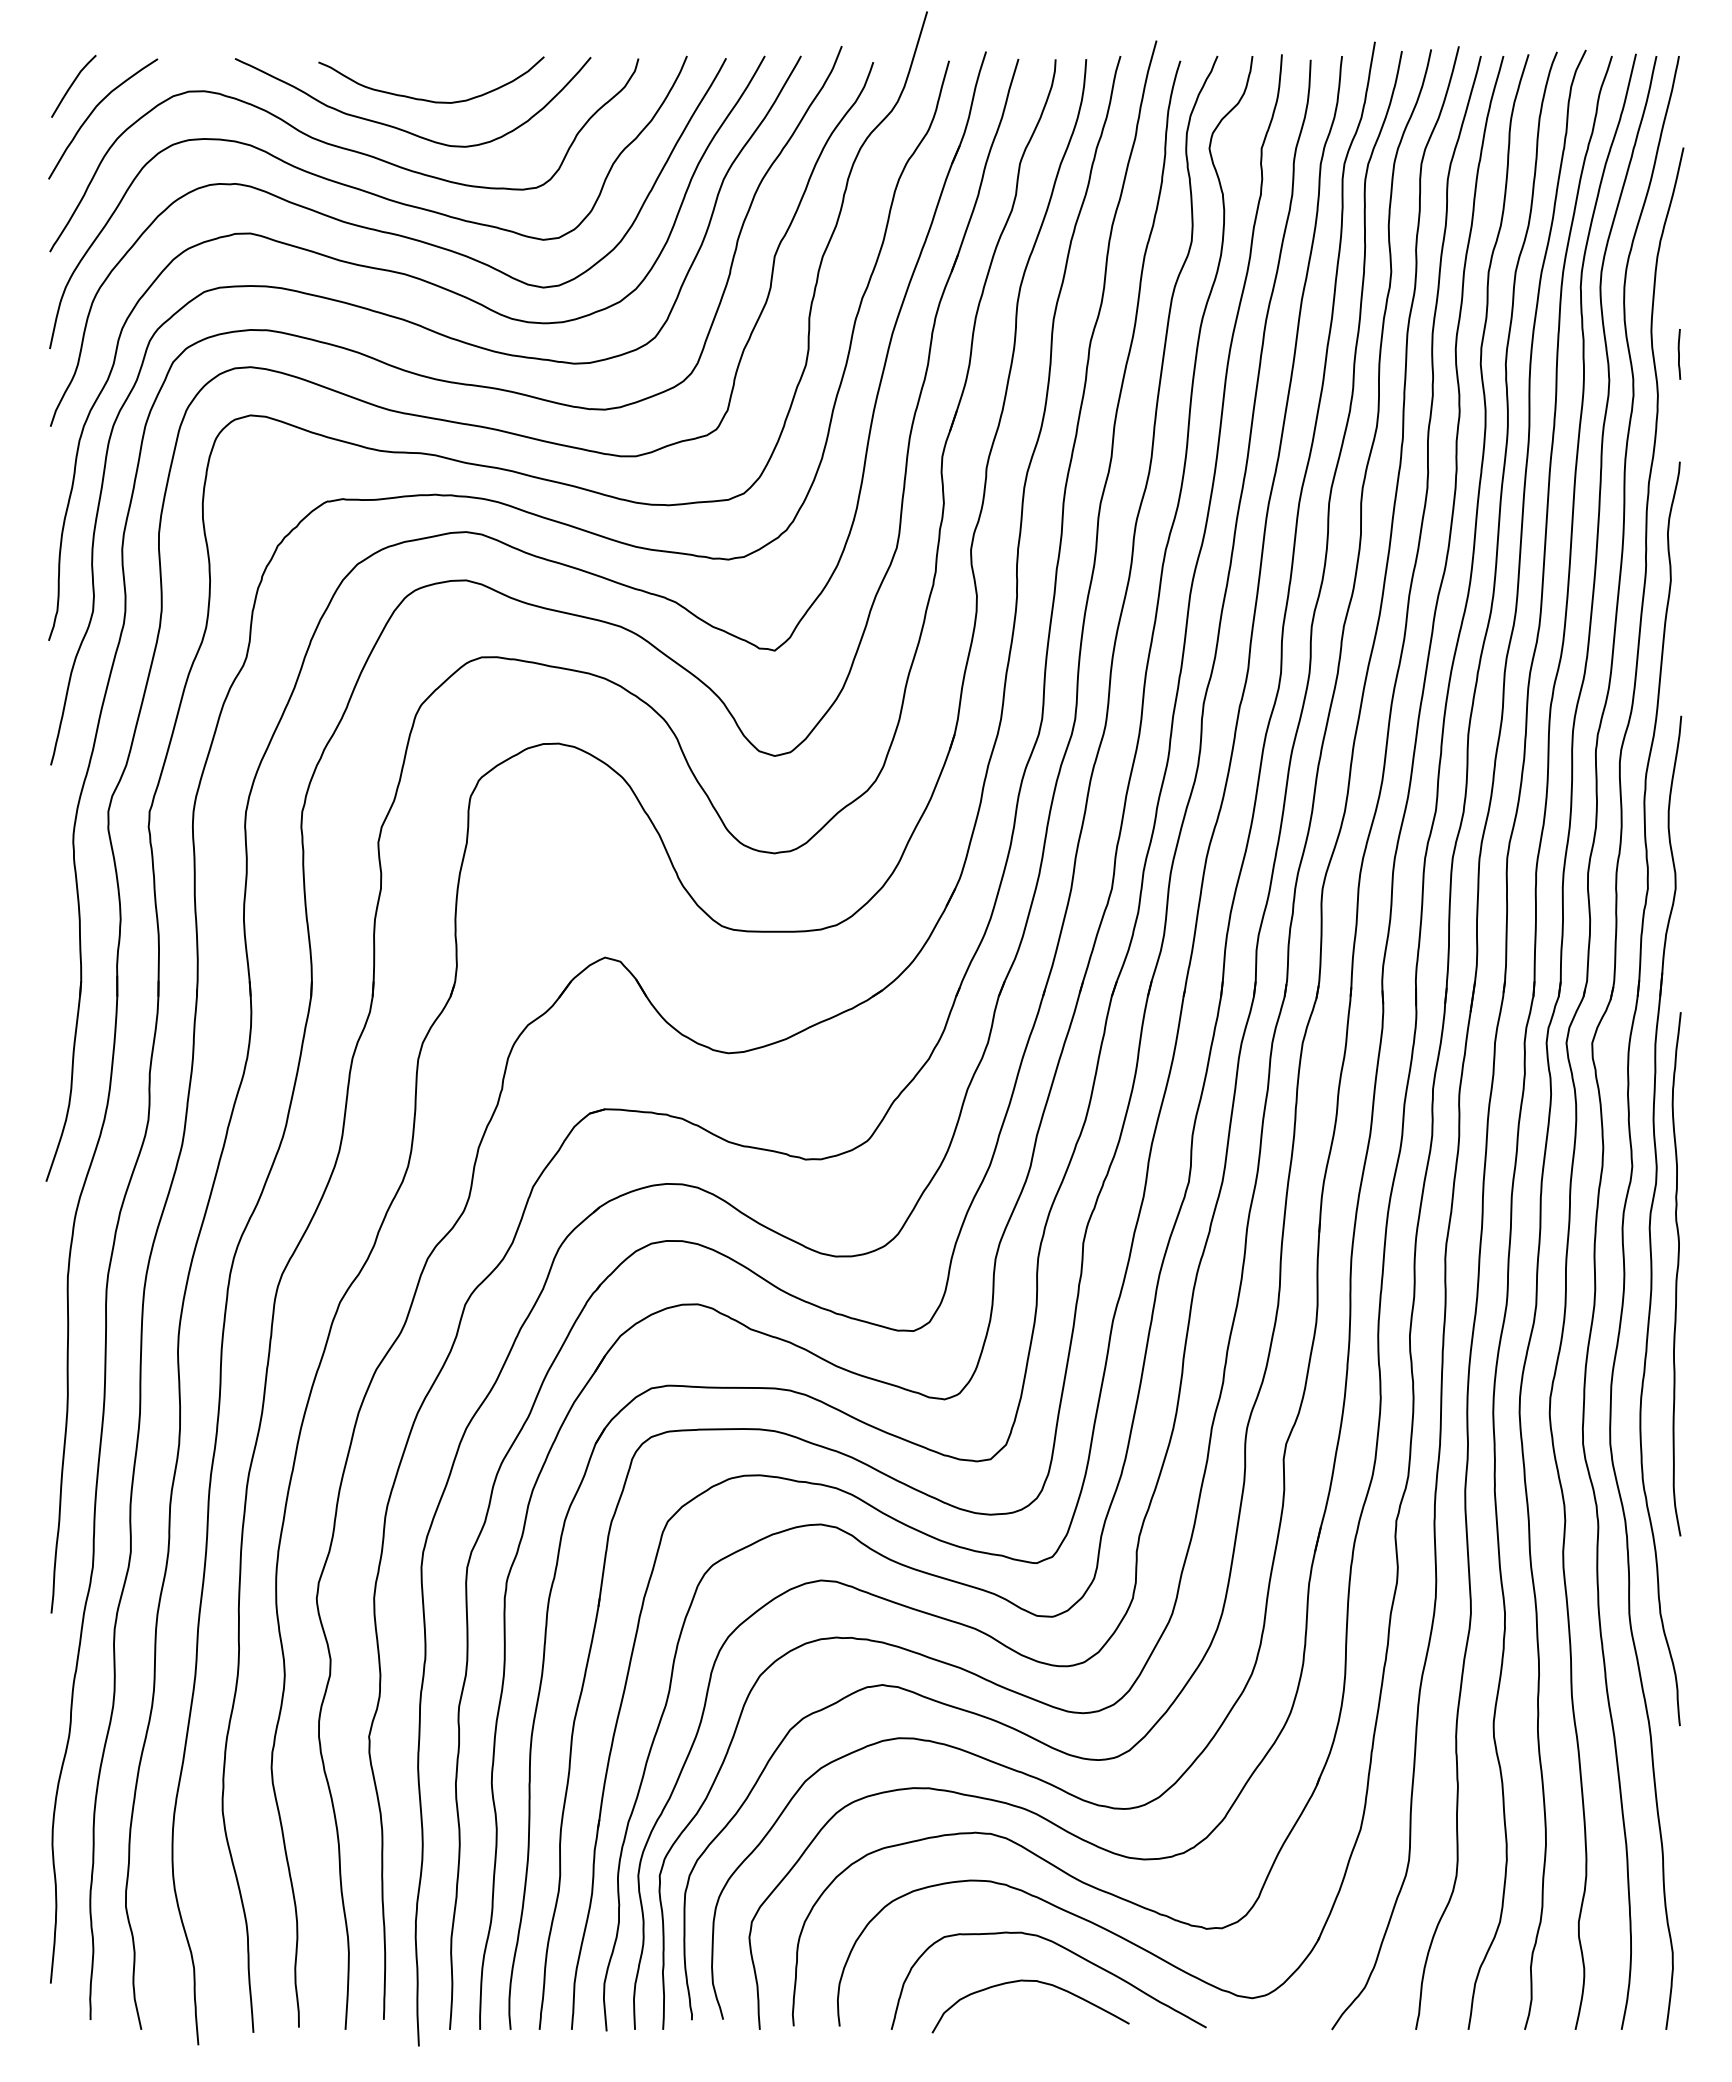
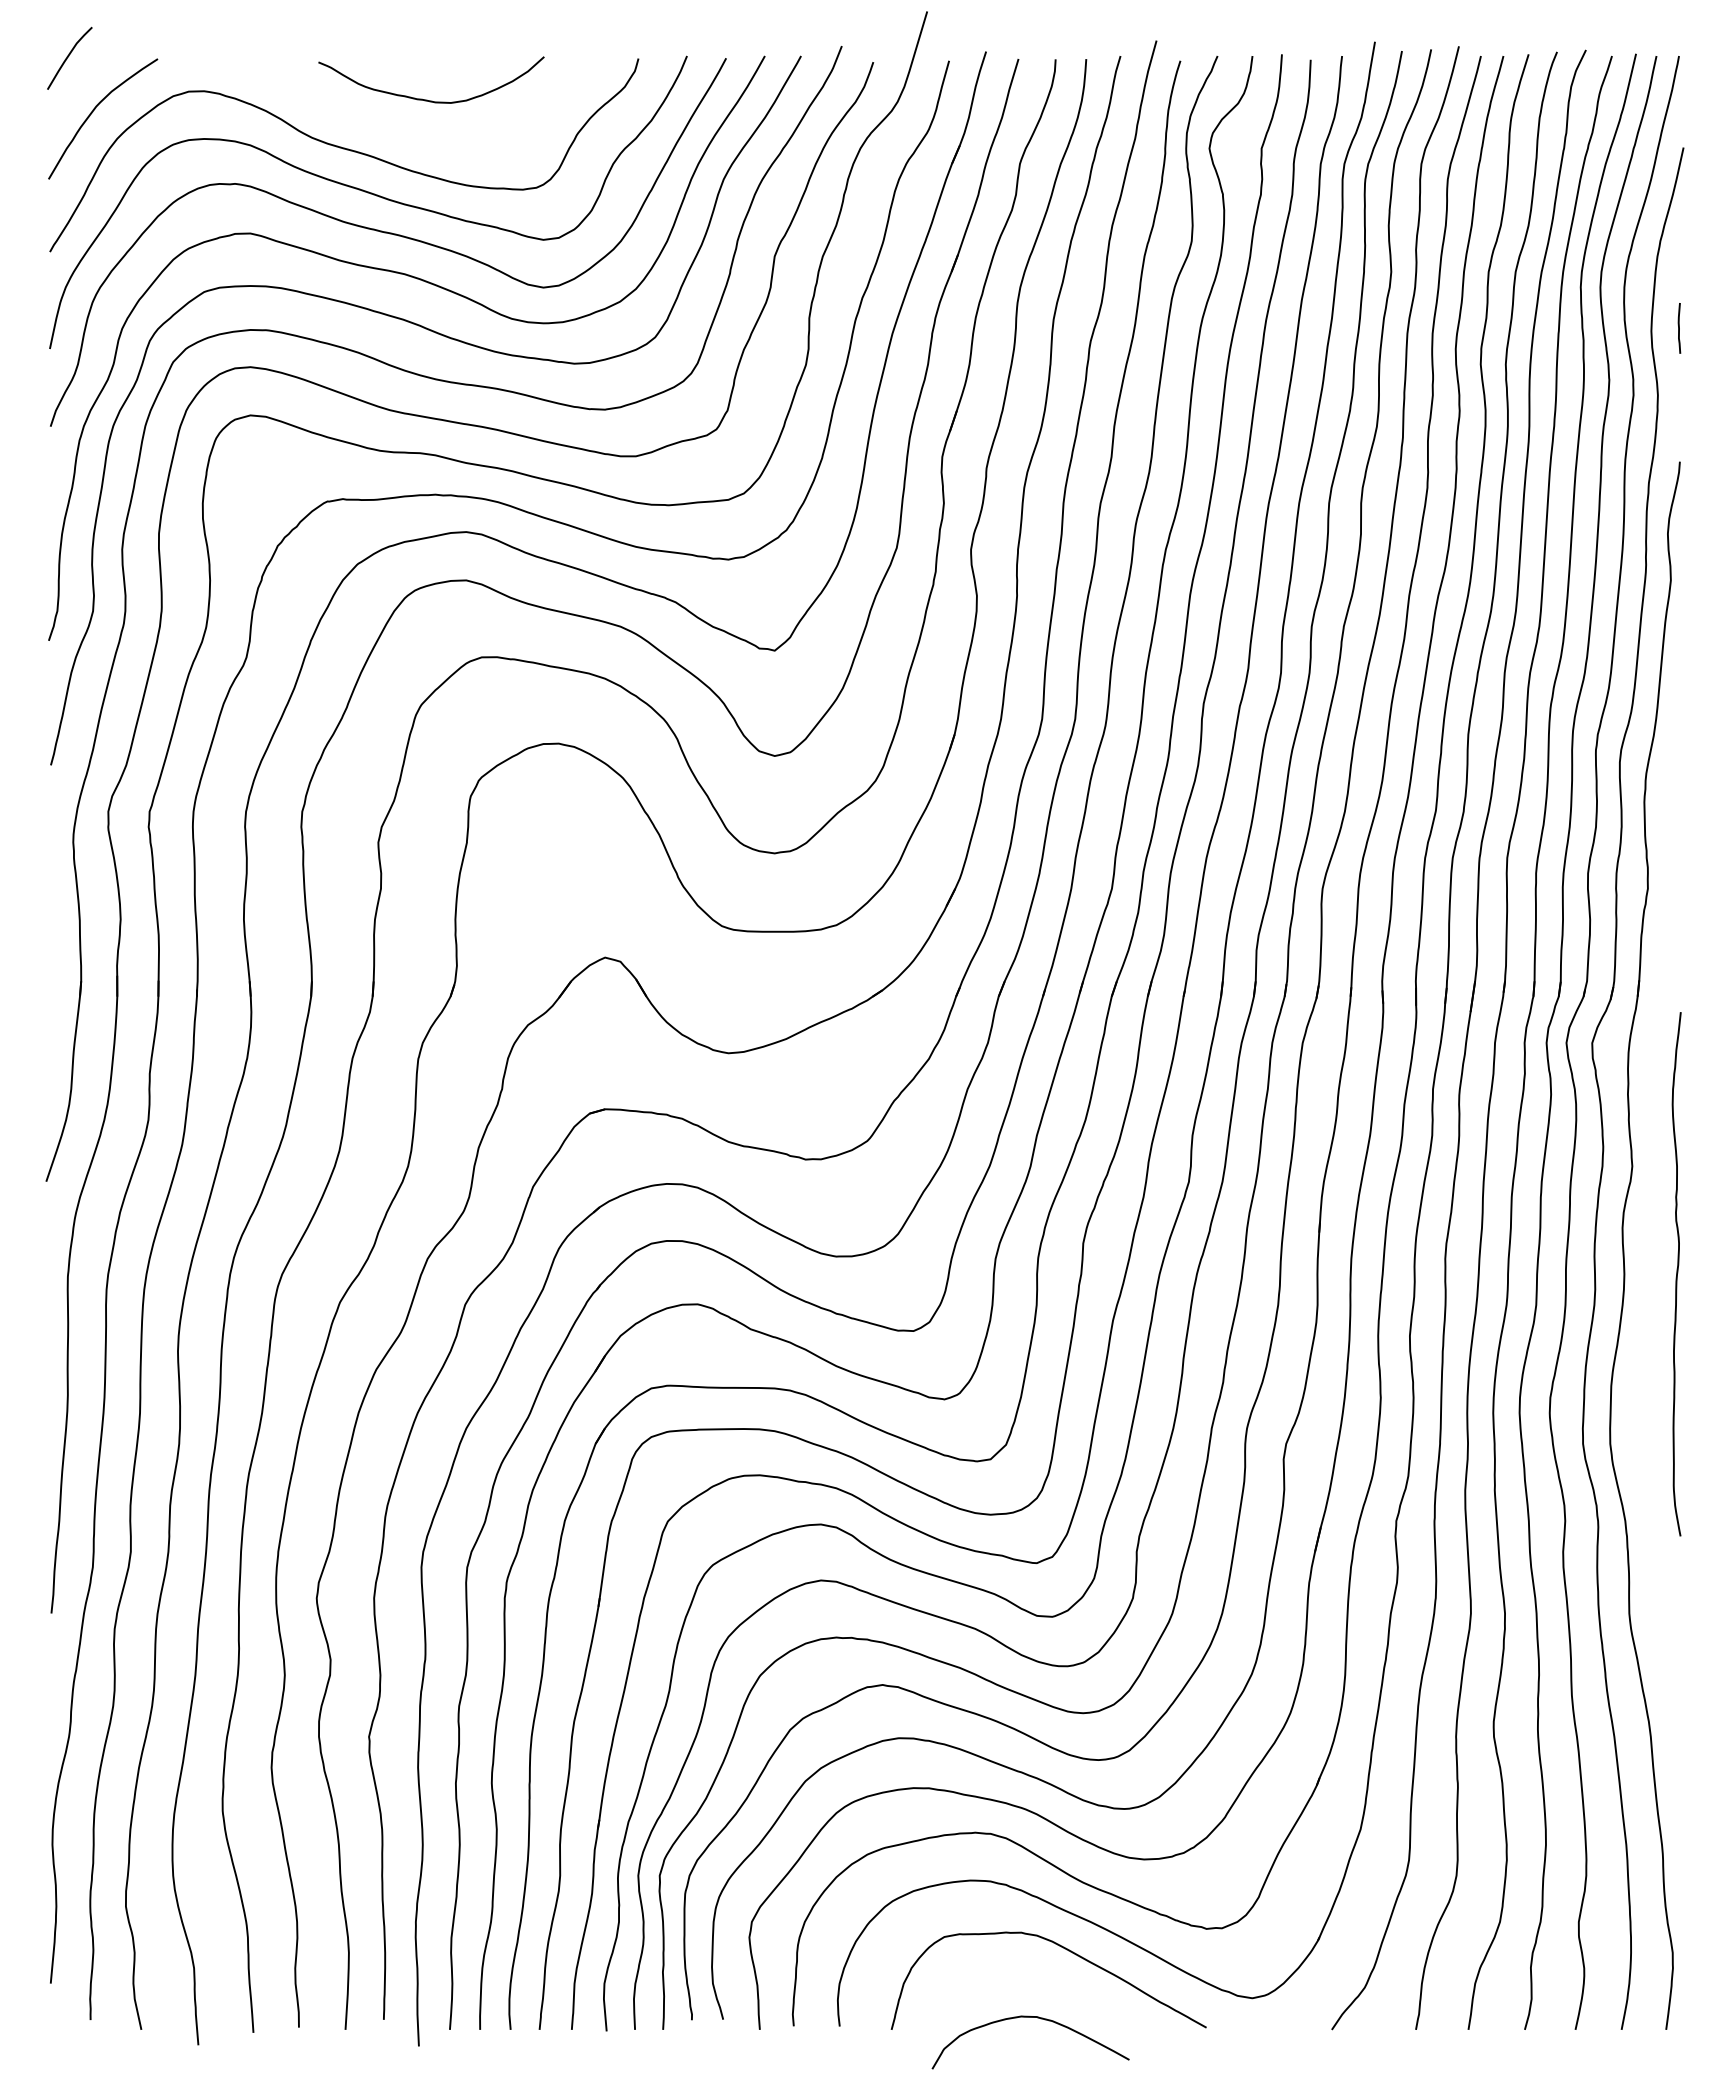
curve position: (73, 84) -> (69, 56) (69, 56)
curve: present -> none (403, 129)
curve position: (1679, 354) -> (1679, 328) (1679, 328)
part: present -> none (1651, 1219)
curve position: (1030, 1981) -> (1030, 2017) (1030, 2017)
